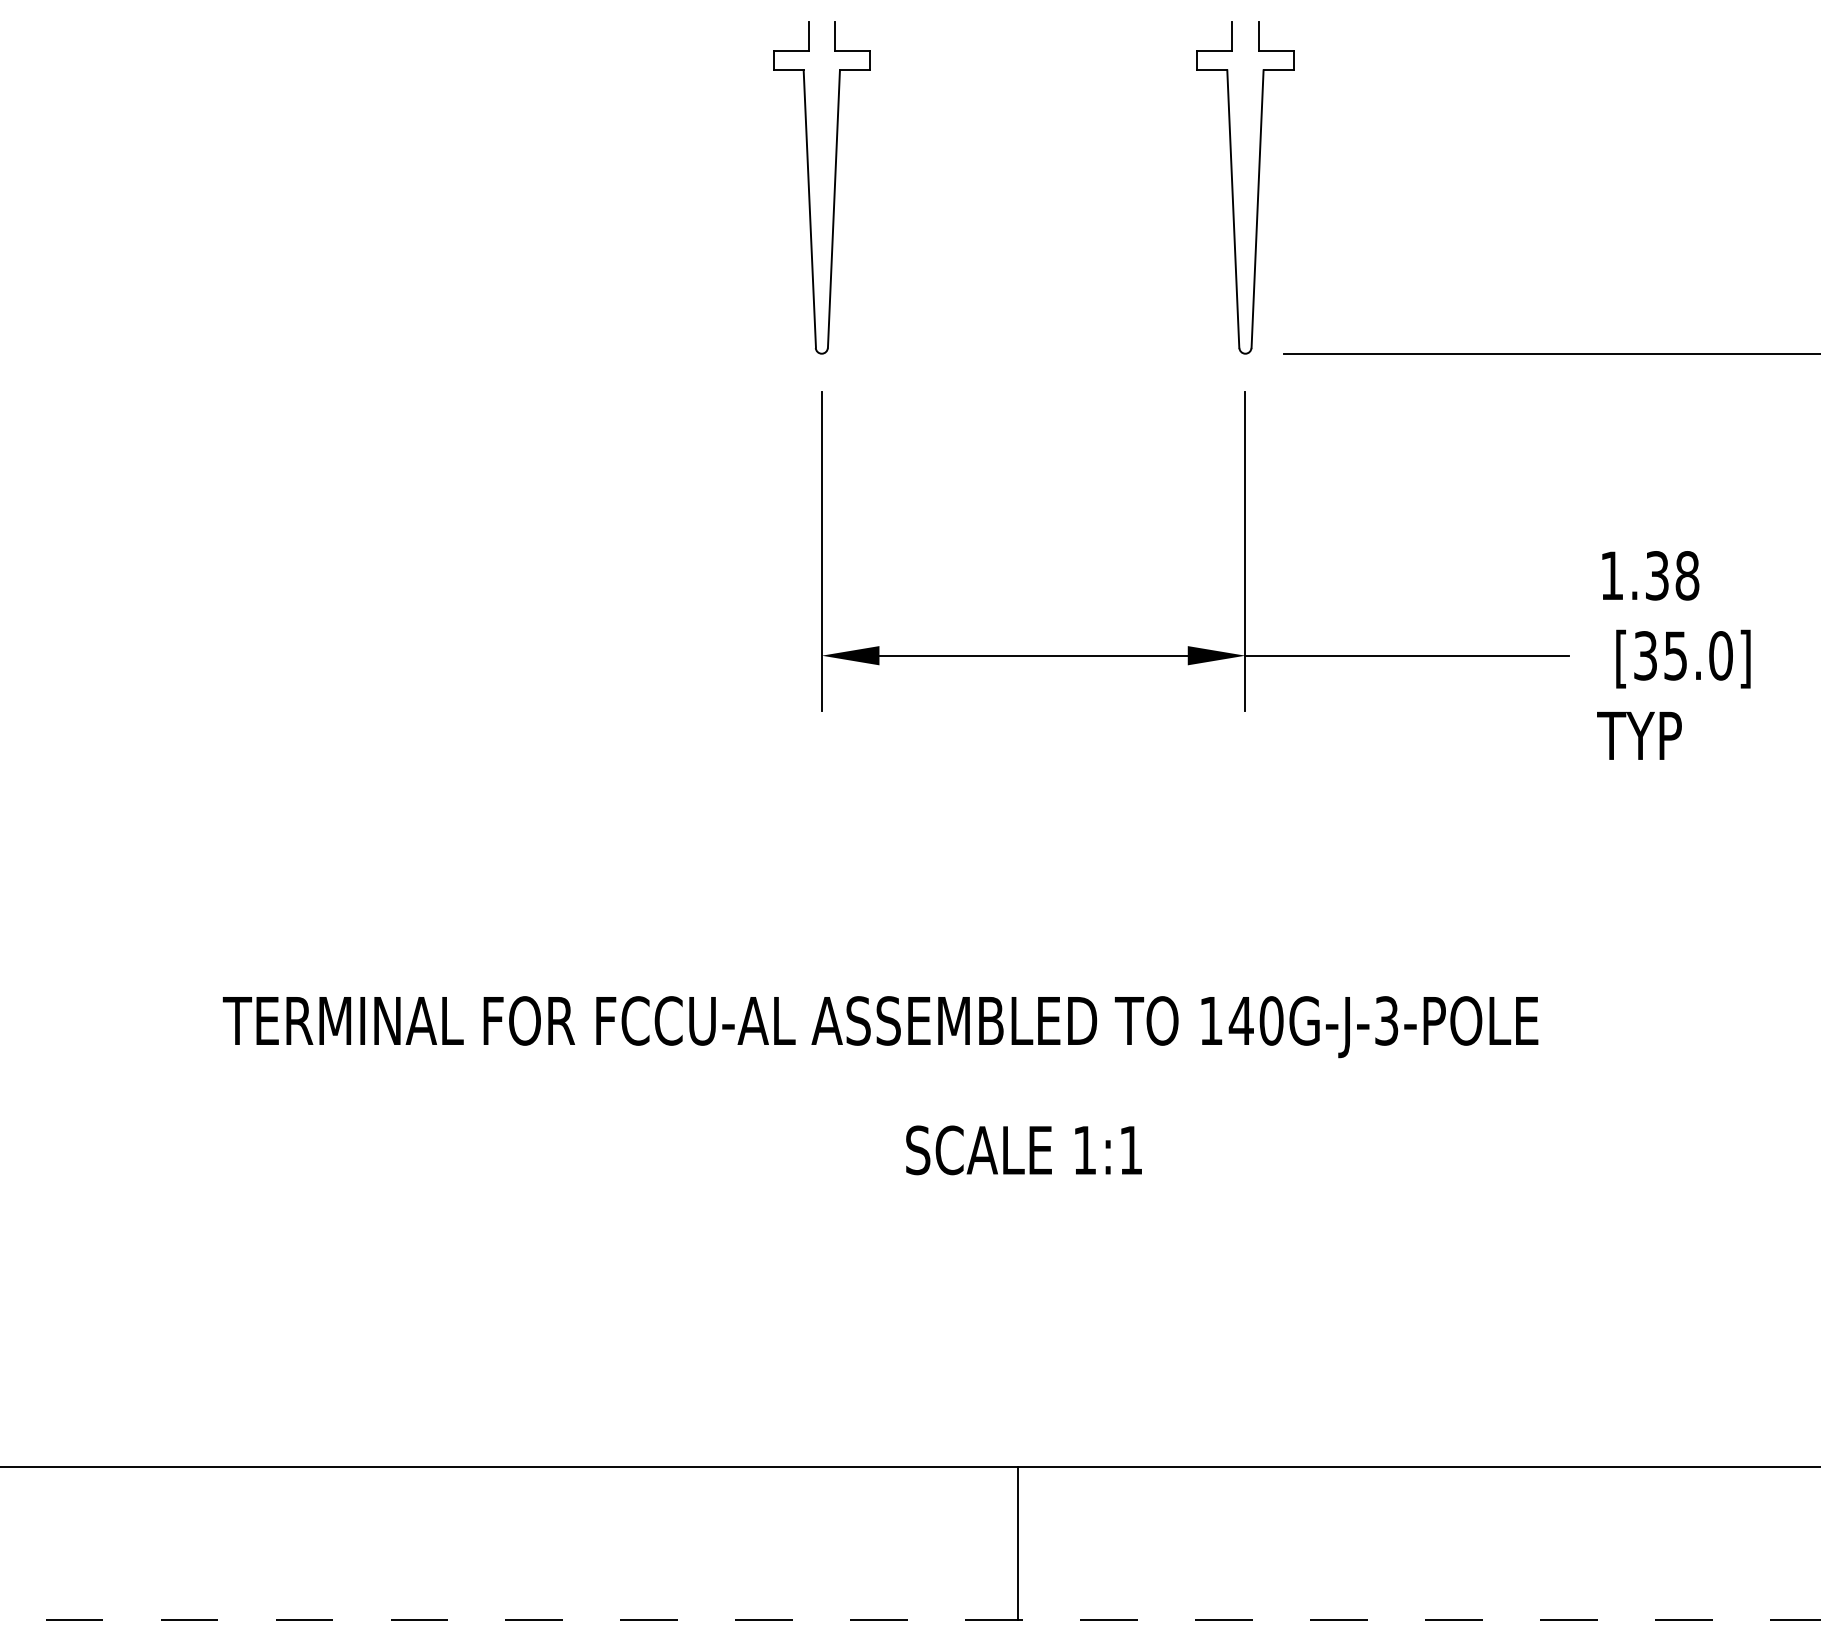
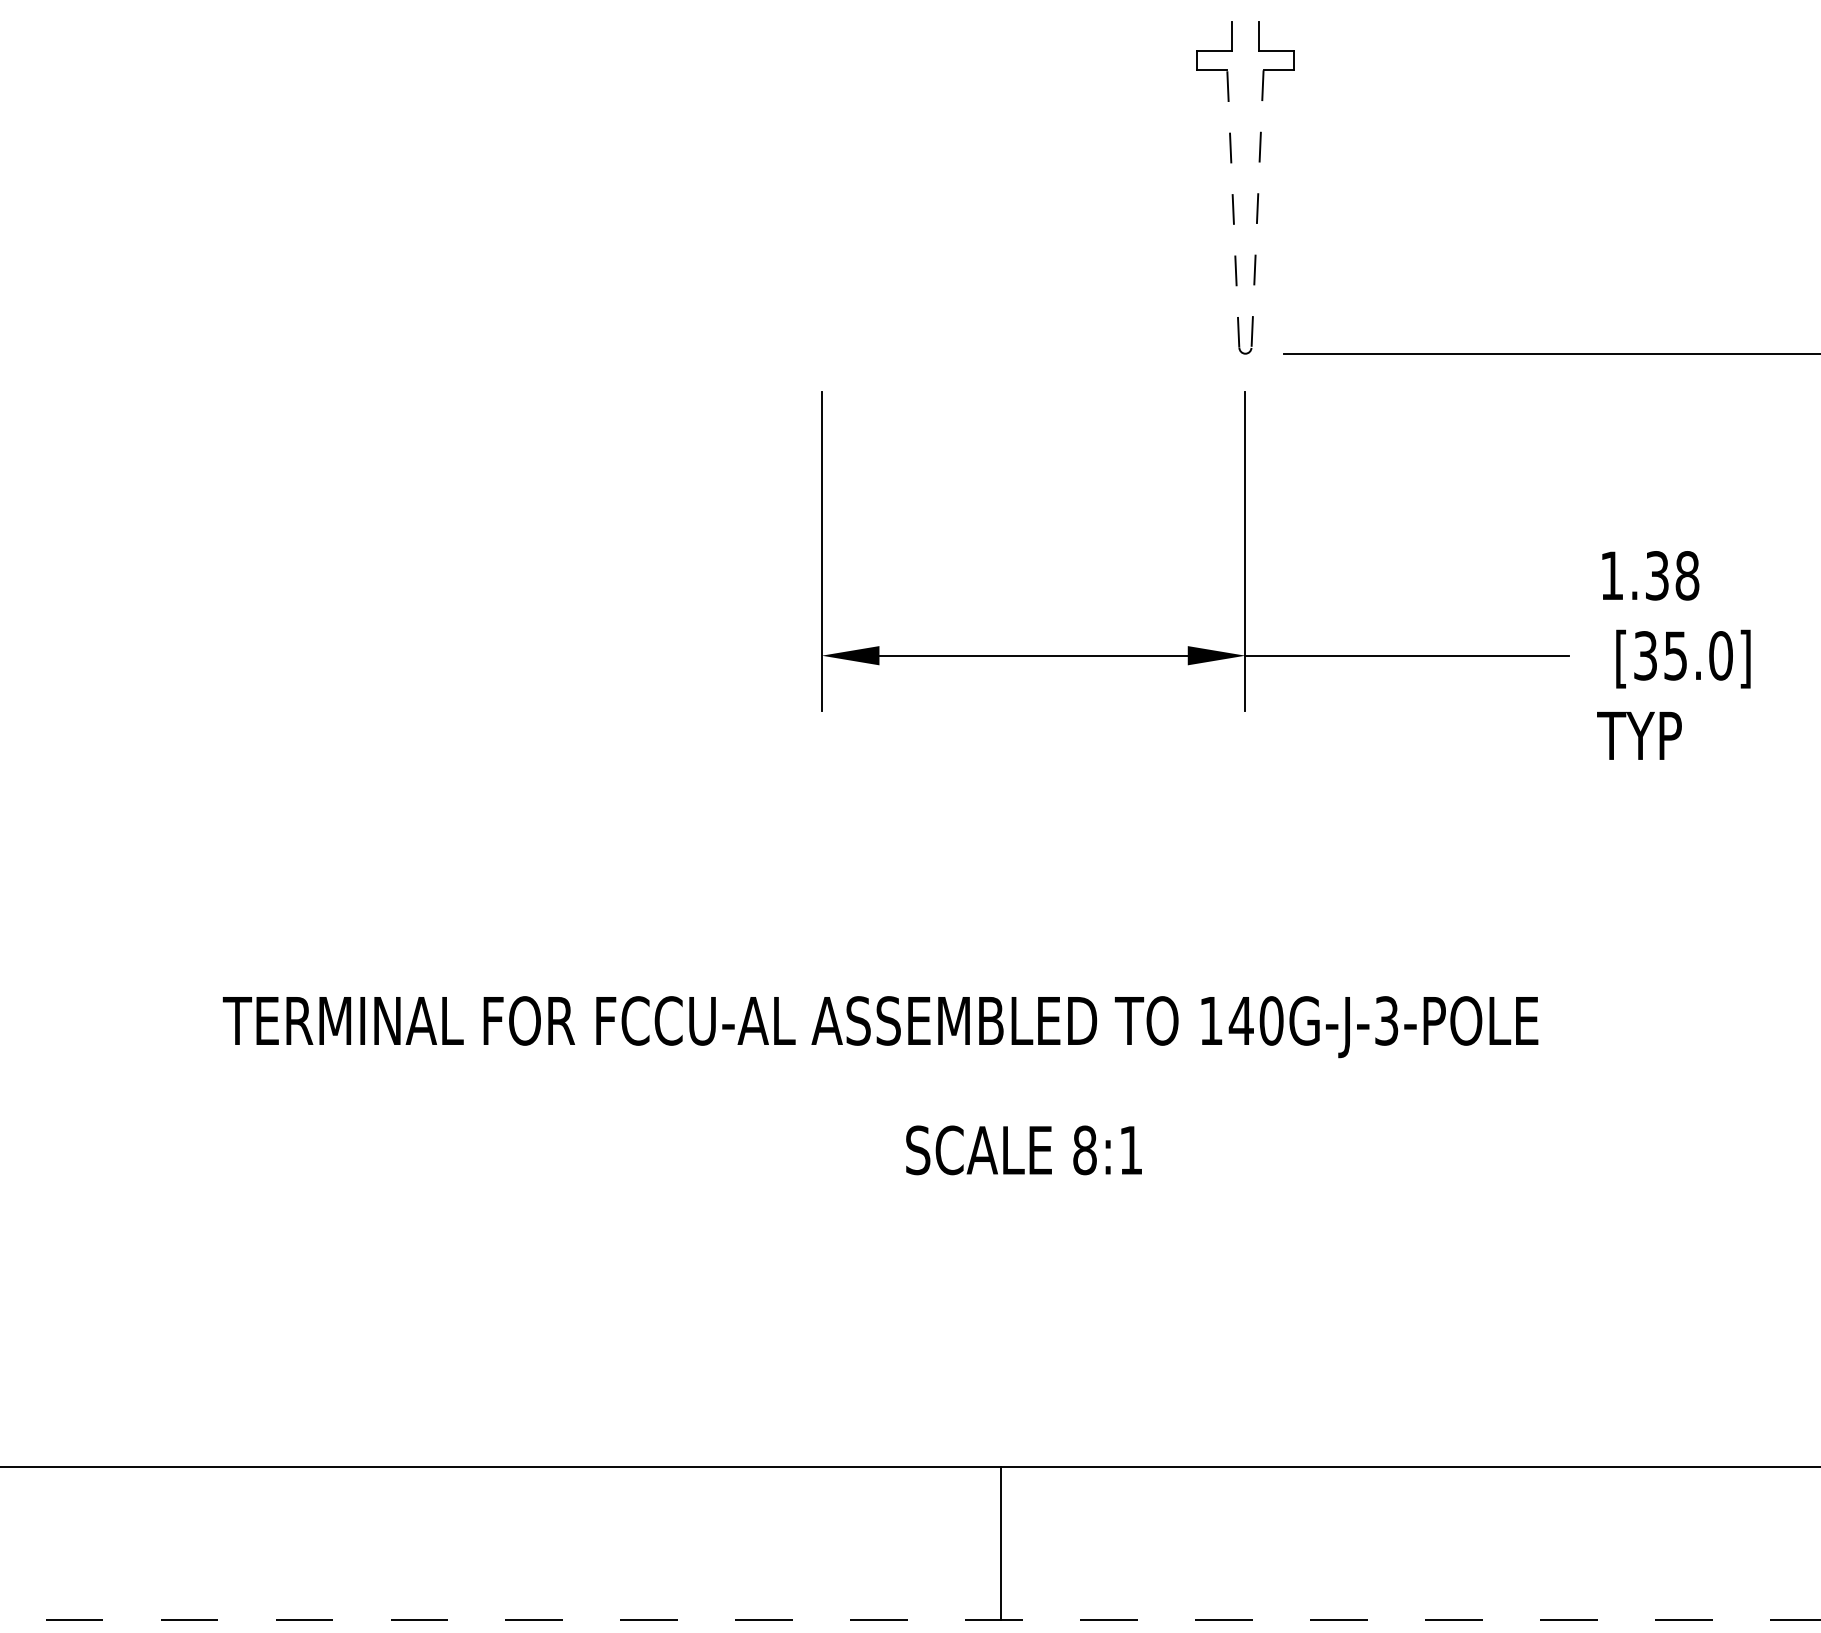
part: present -> none (809, 187)
line: solid -> dashed (1233, 209)
line: solid -> dashed (1257, 209)
text: 1:1 -> 8:1 (1084, 1150)
line position: (1017, 1543) -> (1000, 1543) (1000, 1543)
